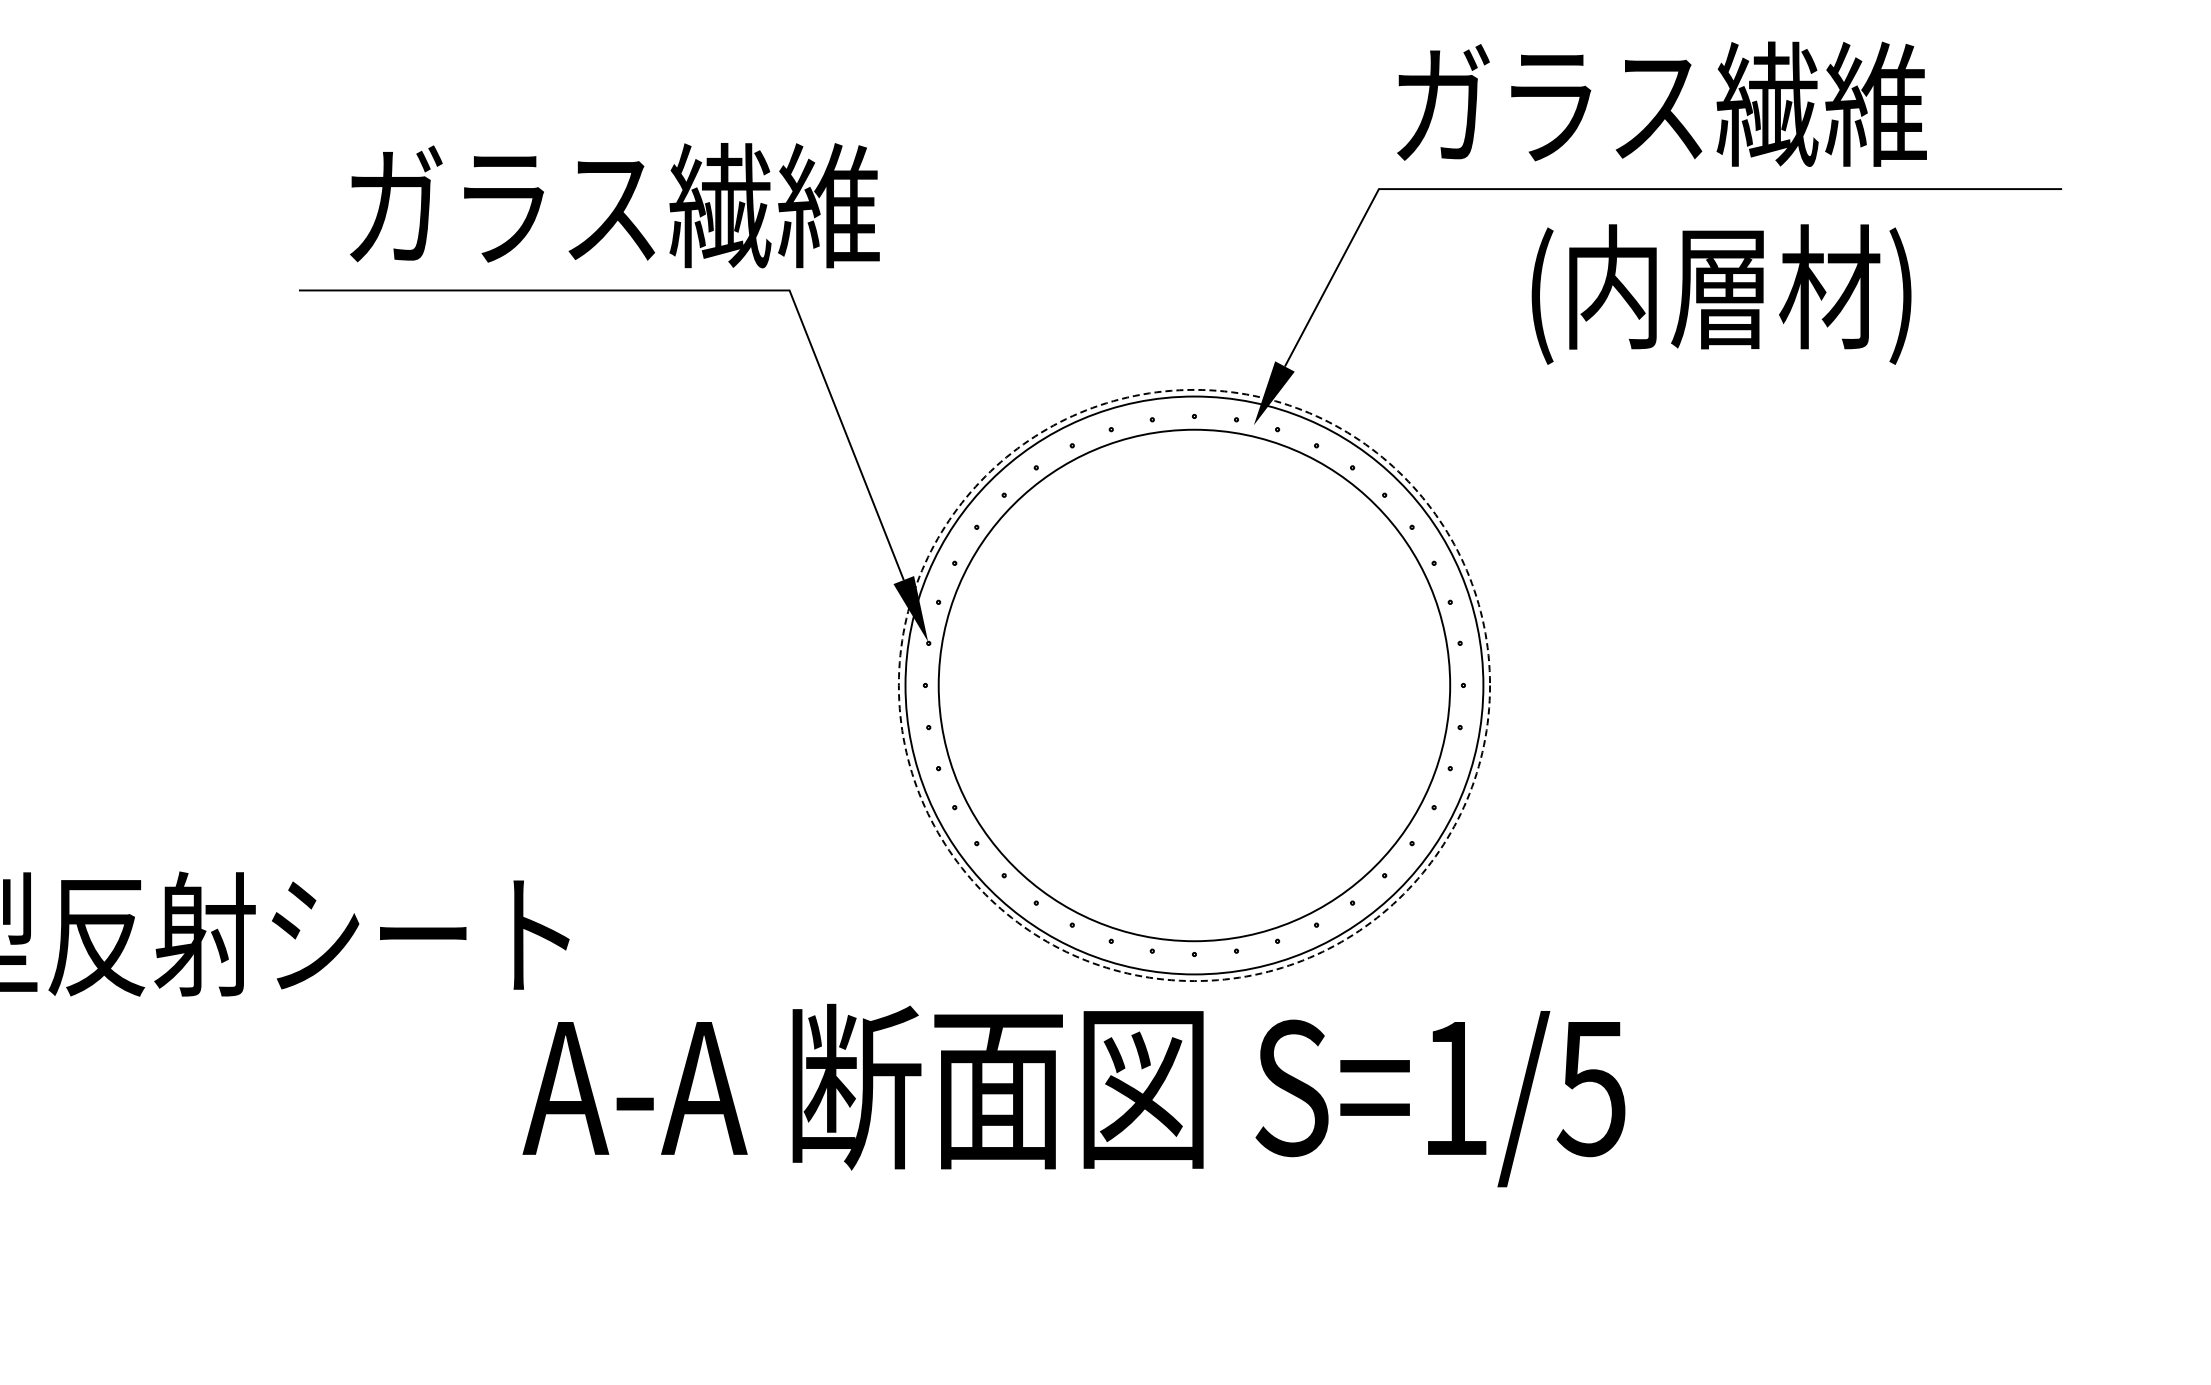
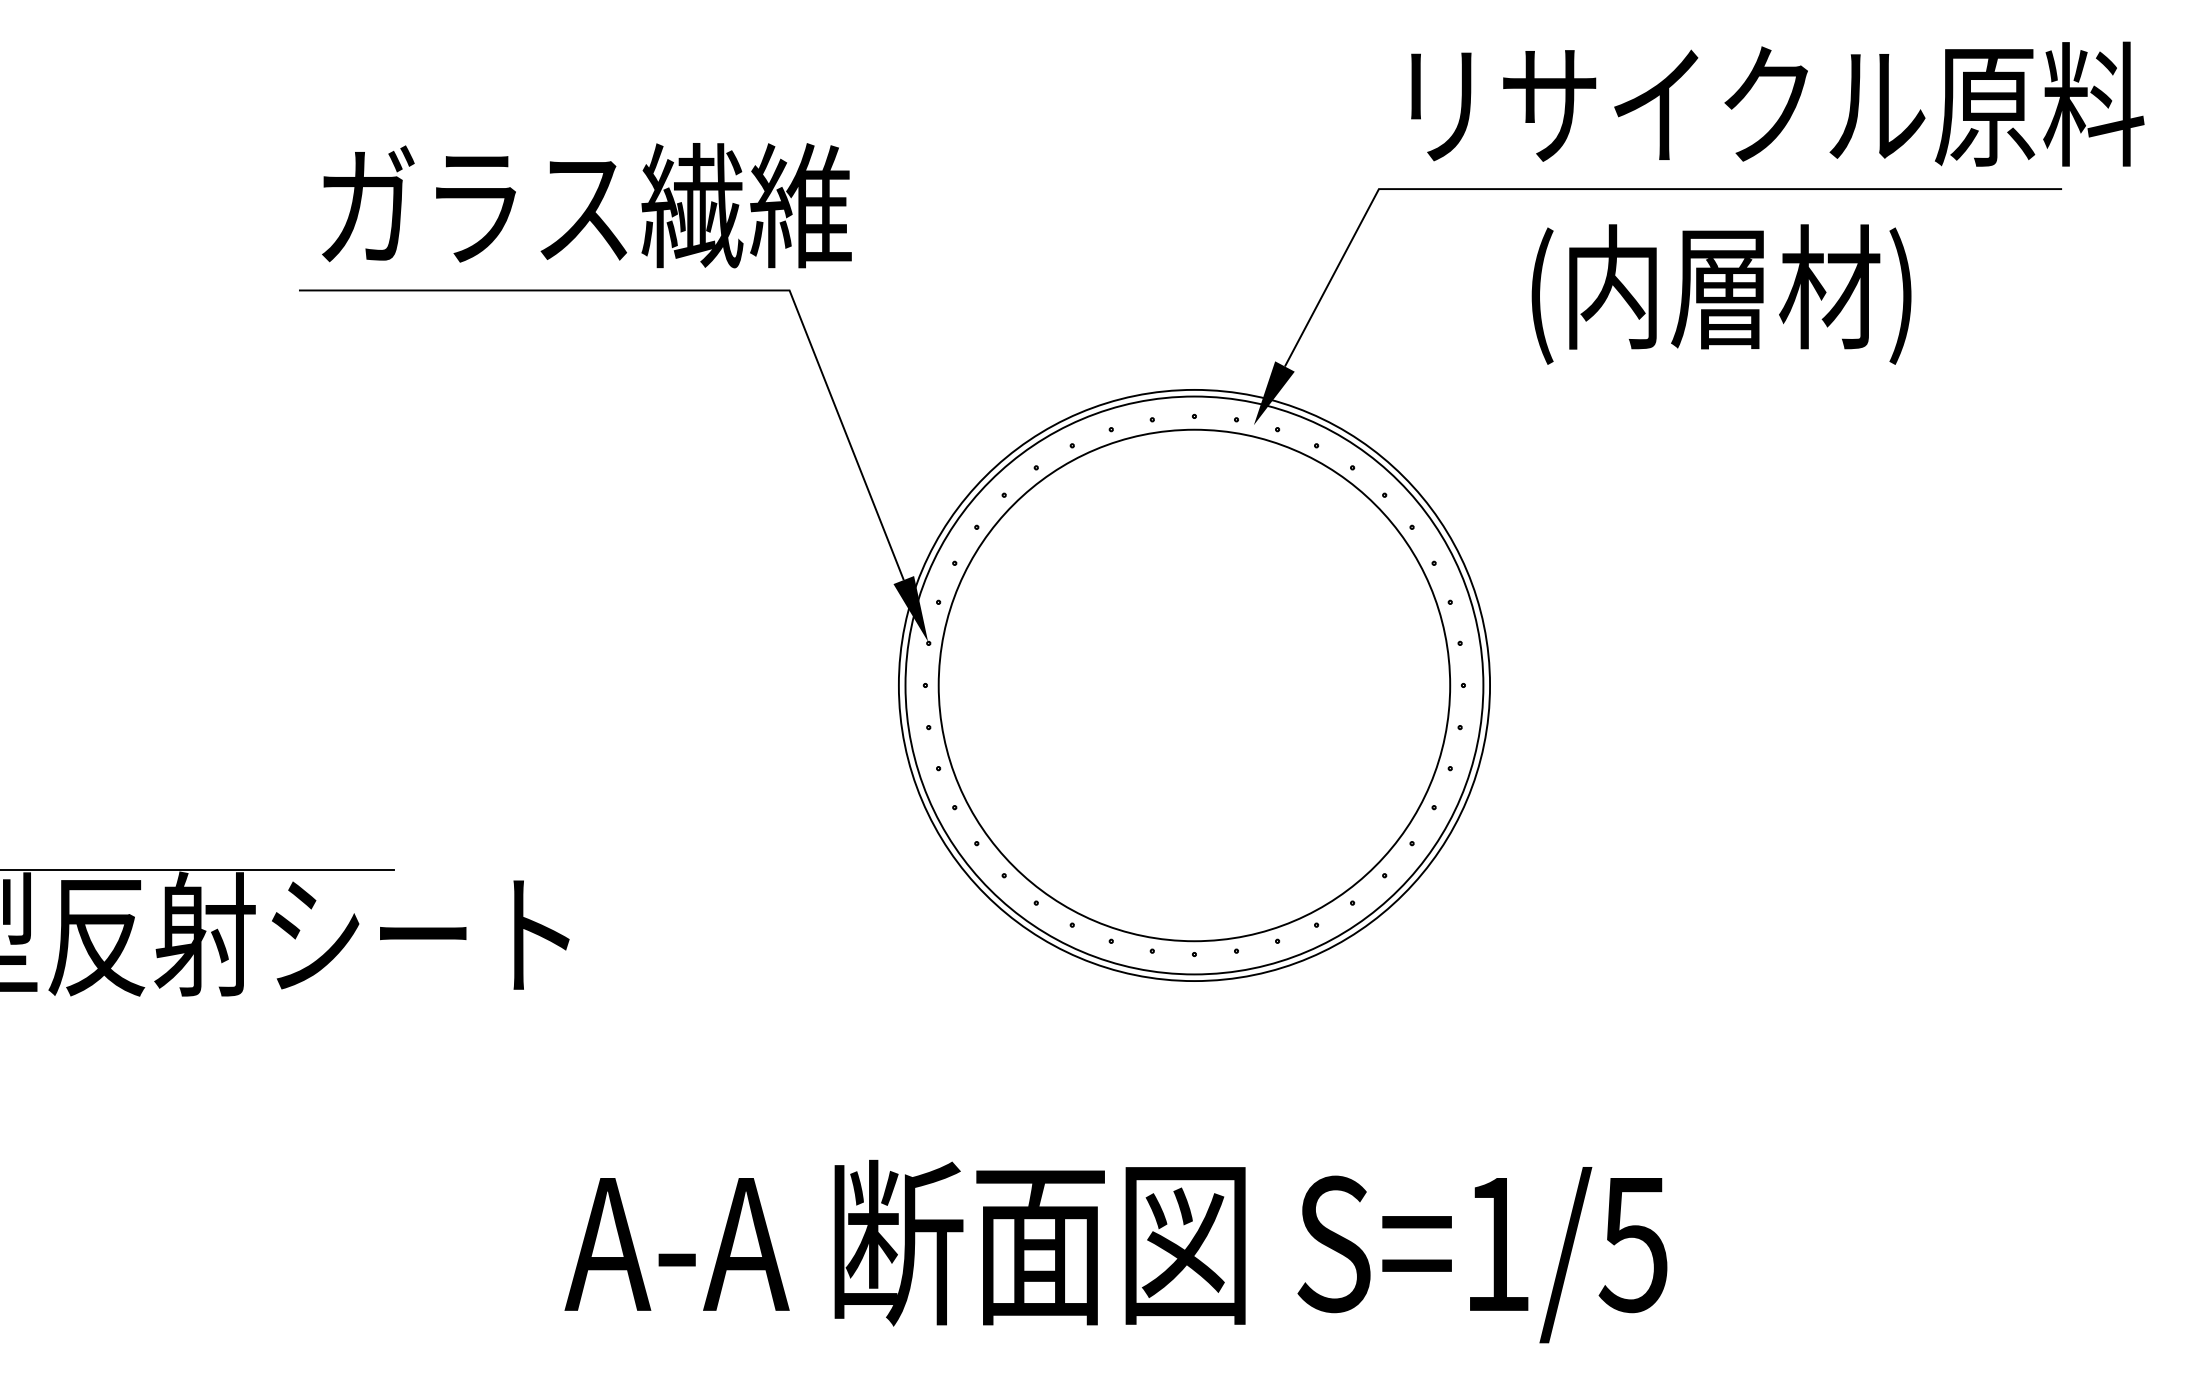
text: ガラス繊維 -> リサイクル原料 (1770, 103)
text position: (614, 205) -> (586, 205) (586, 205)
circle: dashed -> solid (1194, 685)
line: none -> present (197, 870)
text position: (1073, 1095) -> (1115, 1251) (1115, 1251)
